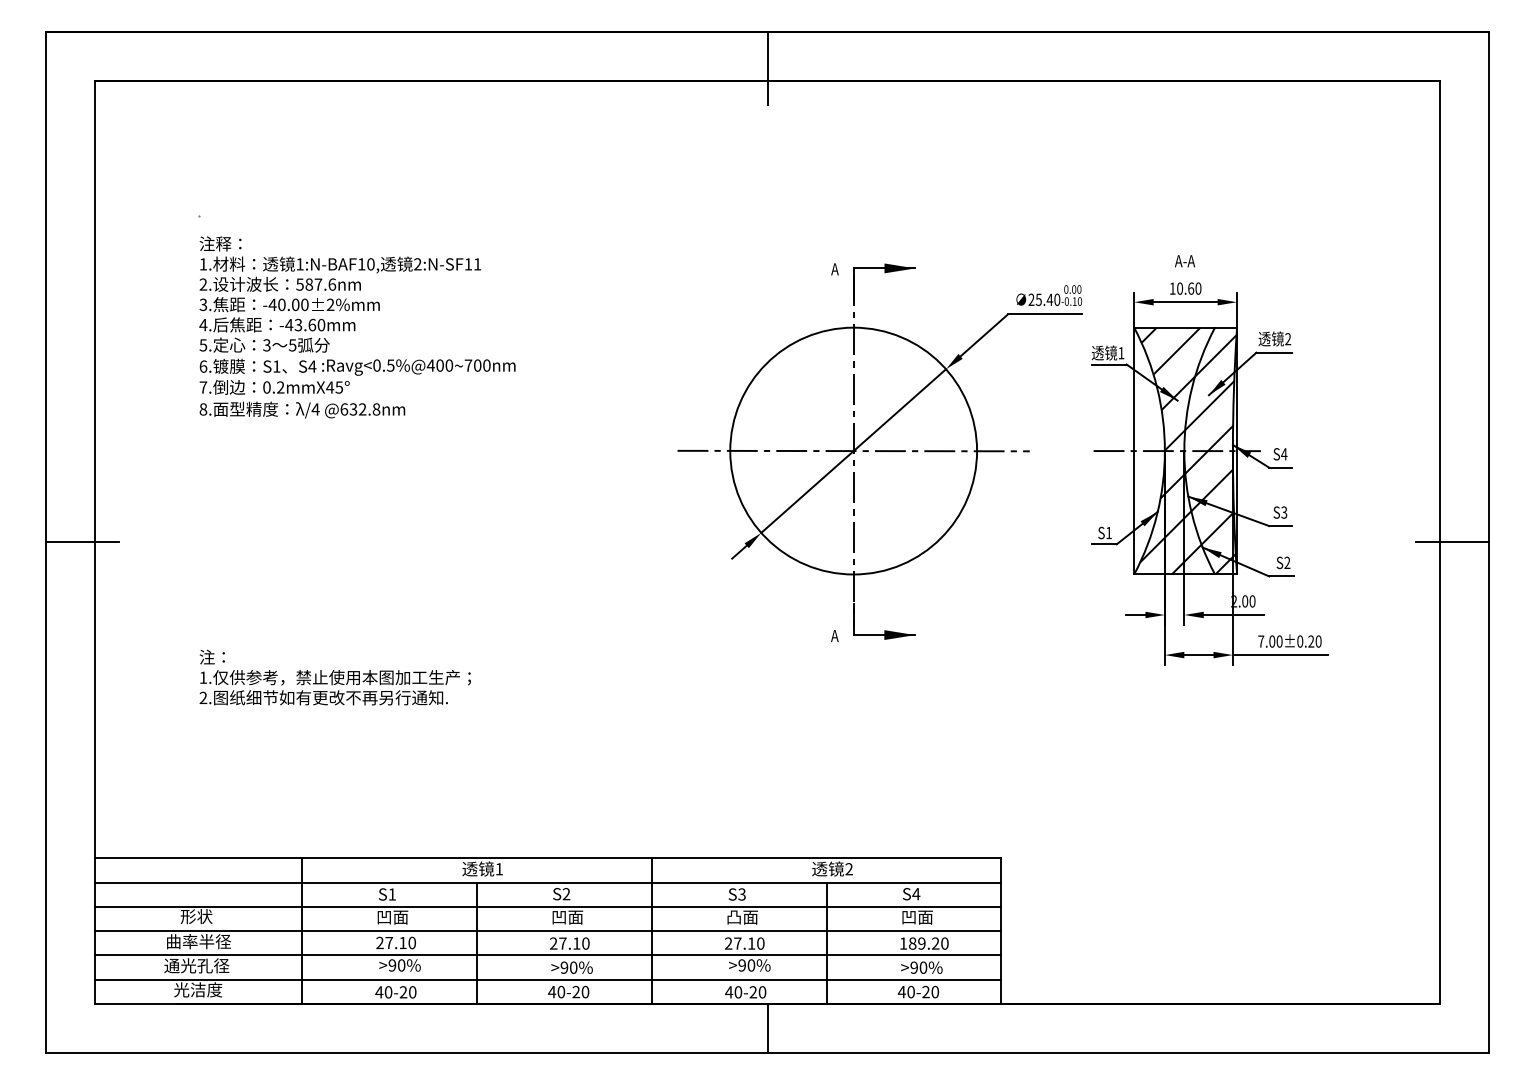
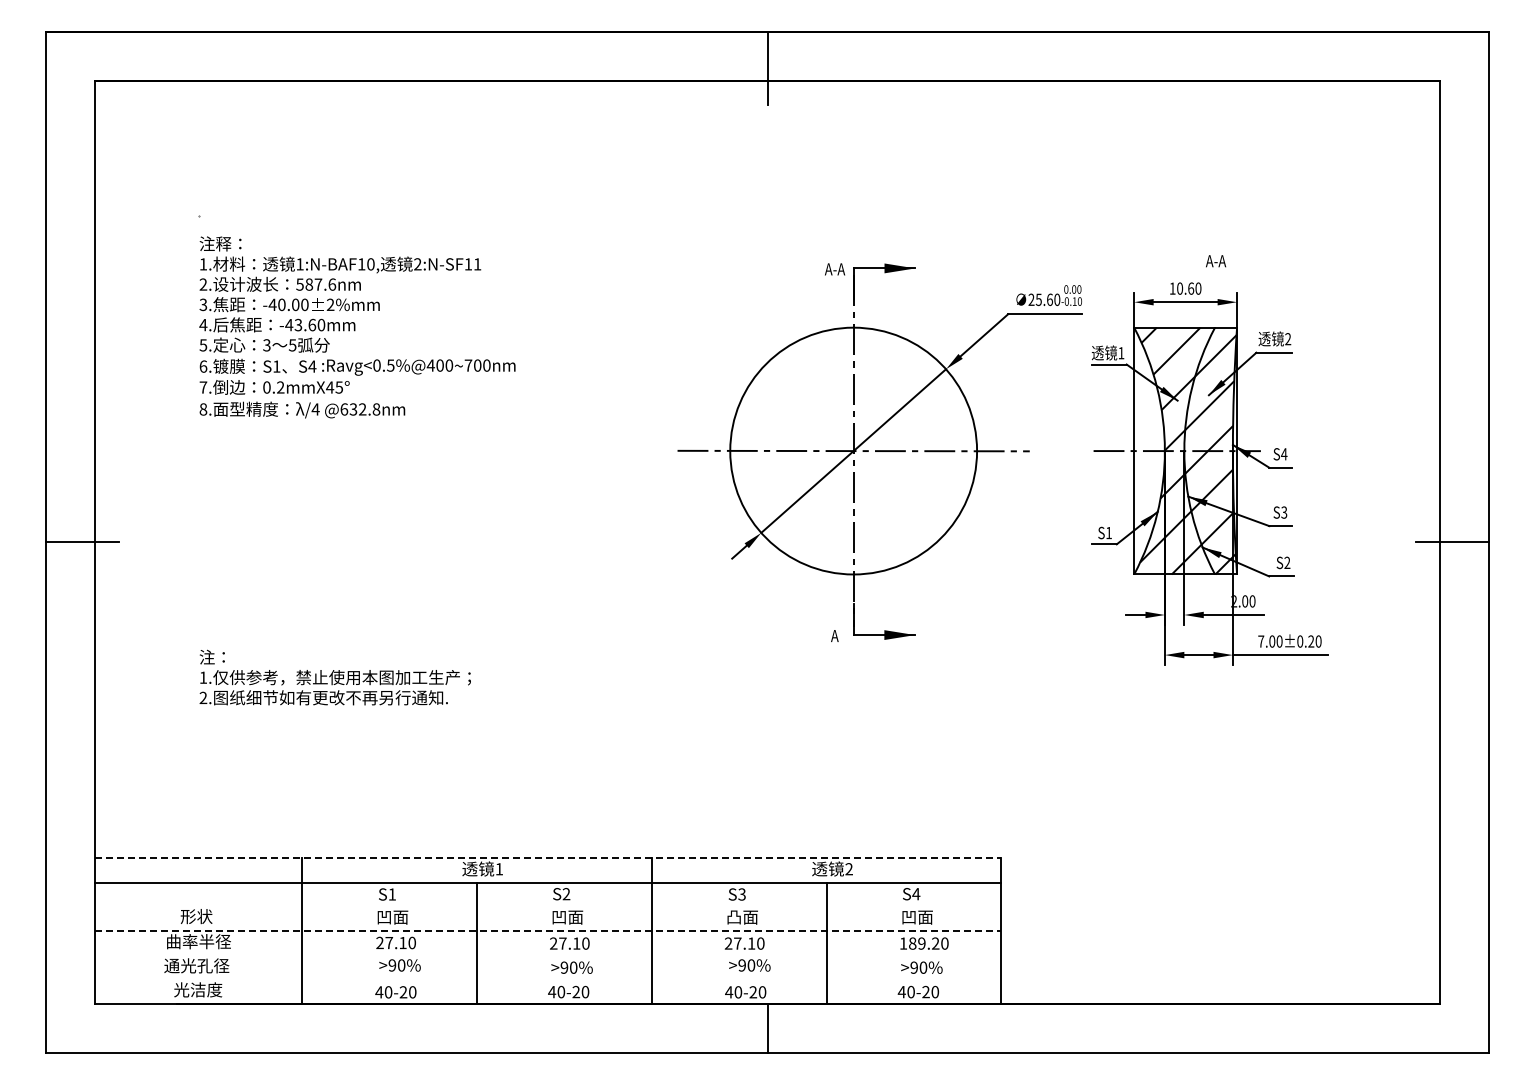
text position: (1185, 261) -> (1216, 261) (1216, 261)
text: A -> A-A (835, 269)
text: 25.40 -> 25.60 (1049, 299)
line: solid -> dashed (548, 858)
line: present -> none (547, 906)
line: solid -> dashed (548, 931)
line: present -> none (547, 955)
line: present -> none (547, 979)
